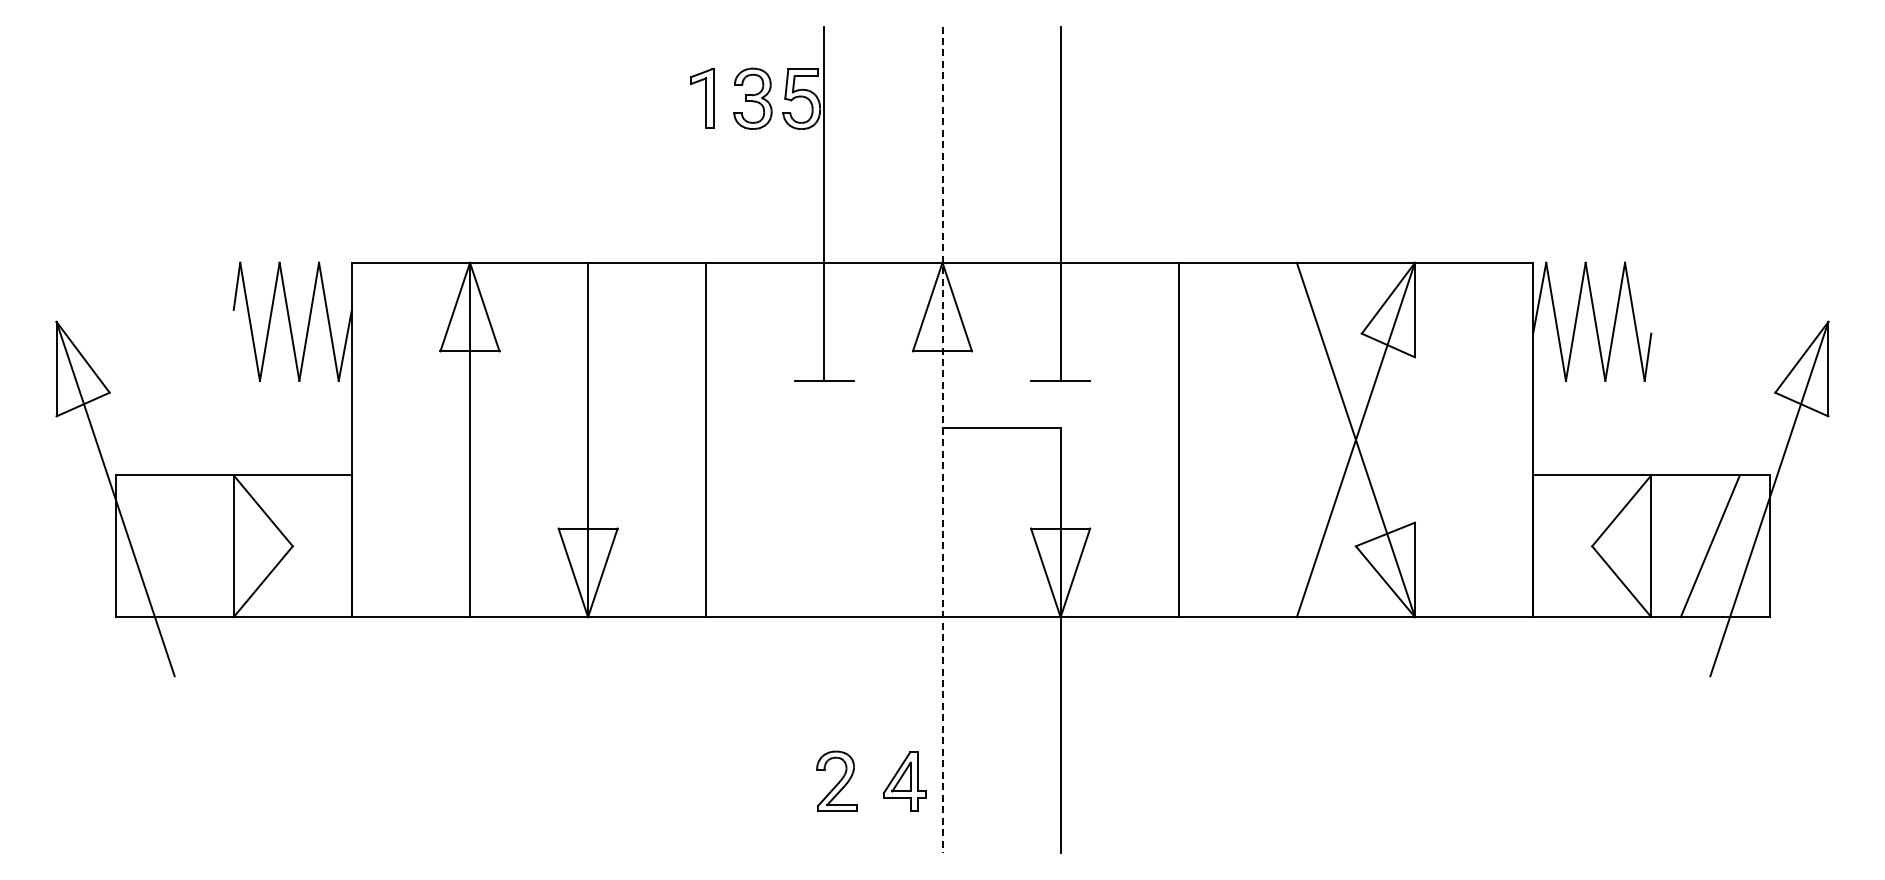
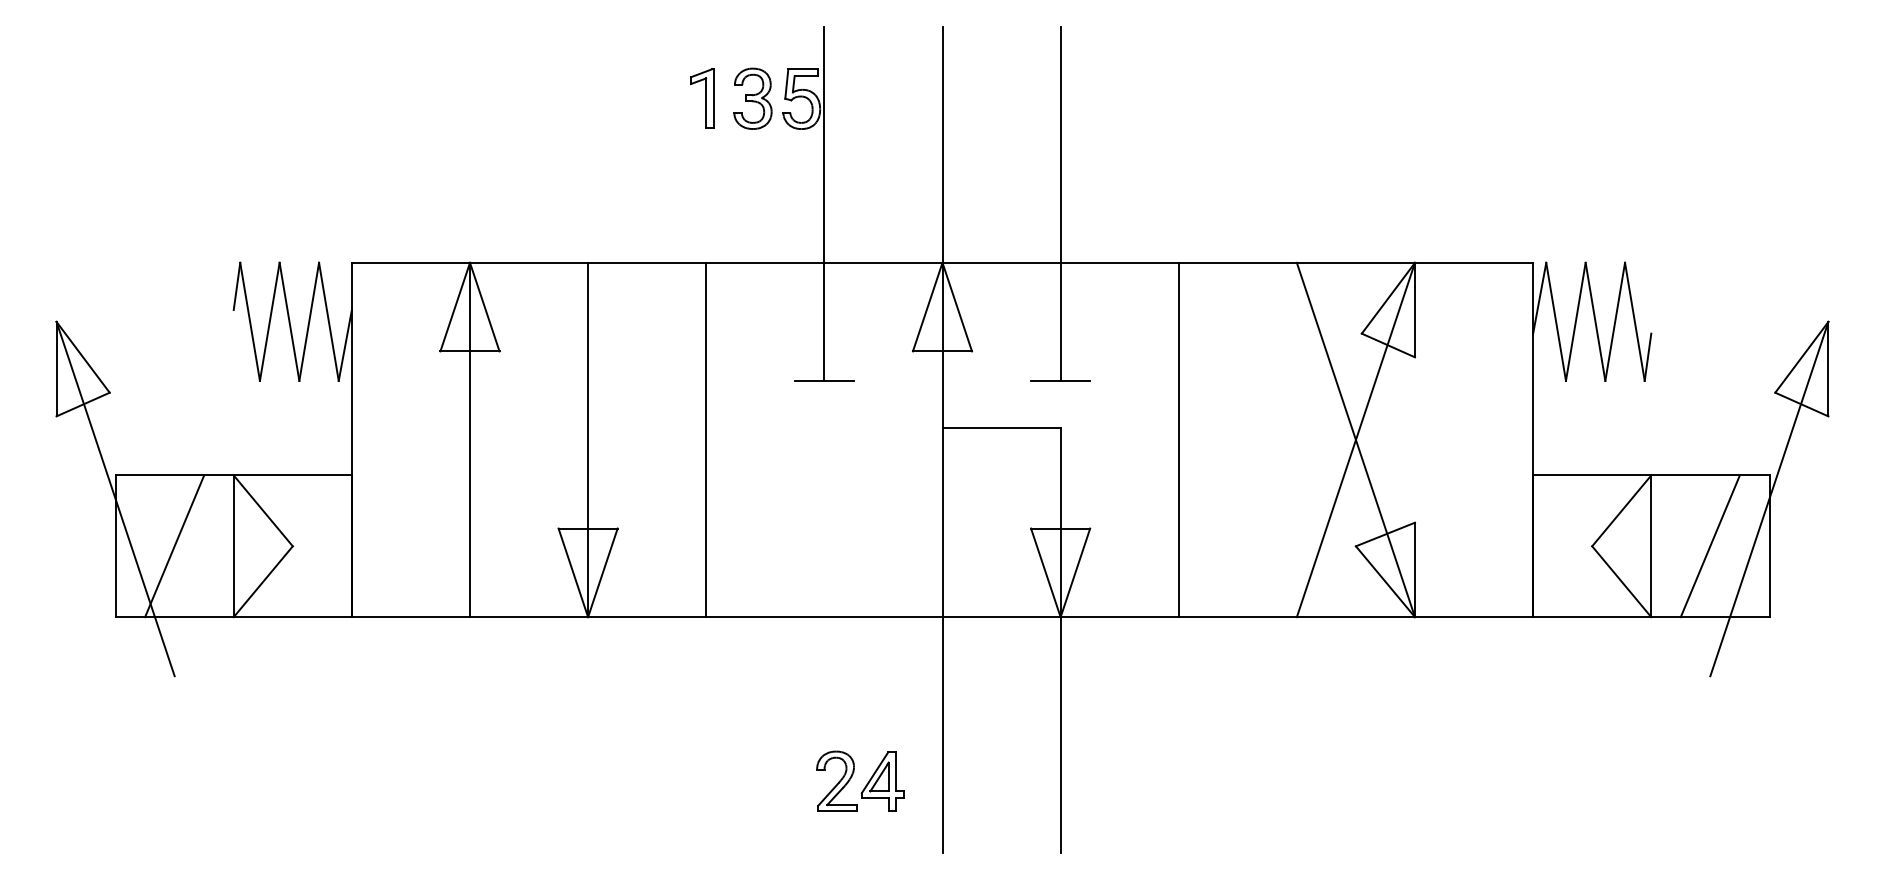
line: dashed -> solid (942, 440)
line: none -> present (174, 546)
part position: (904, 781) -> (882, 781) (882, 781)
